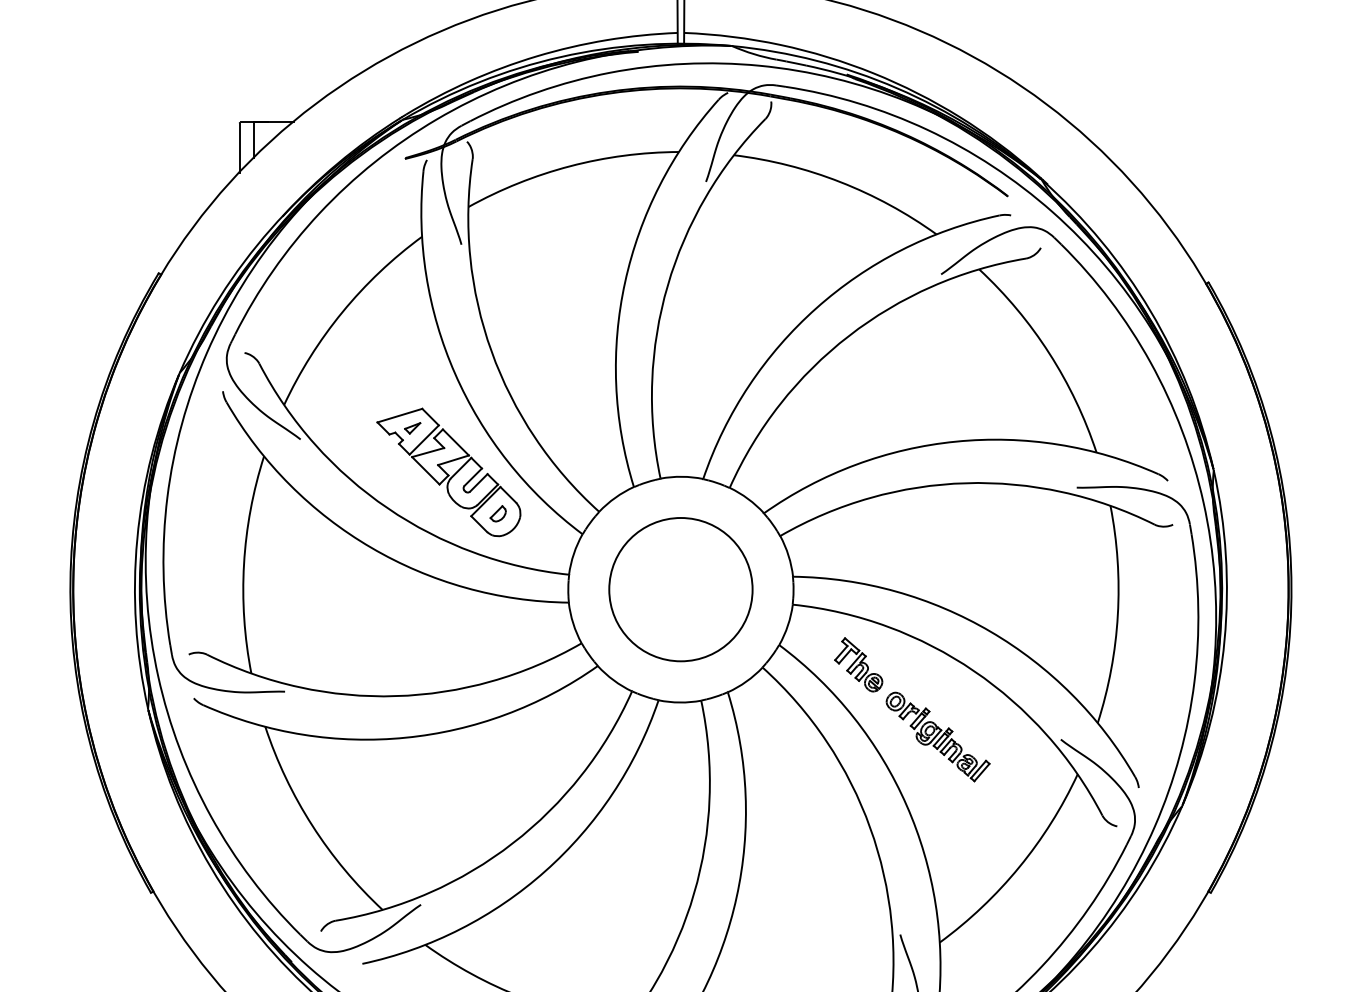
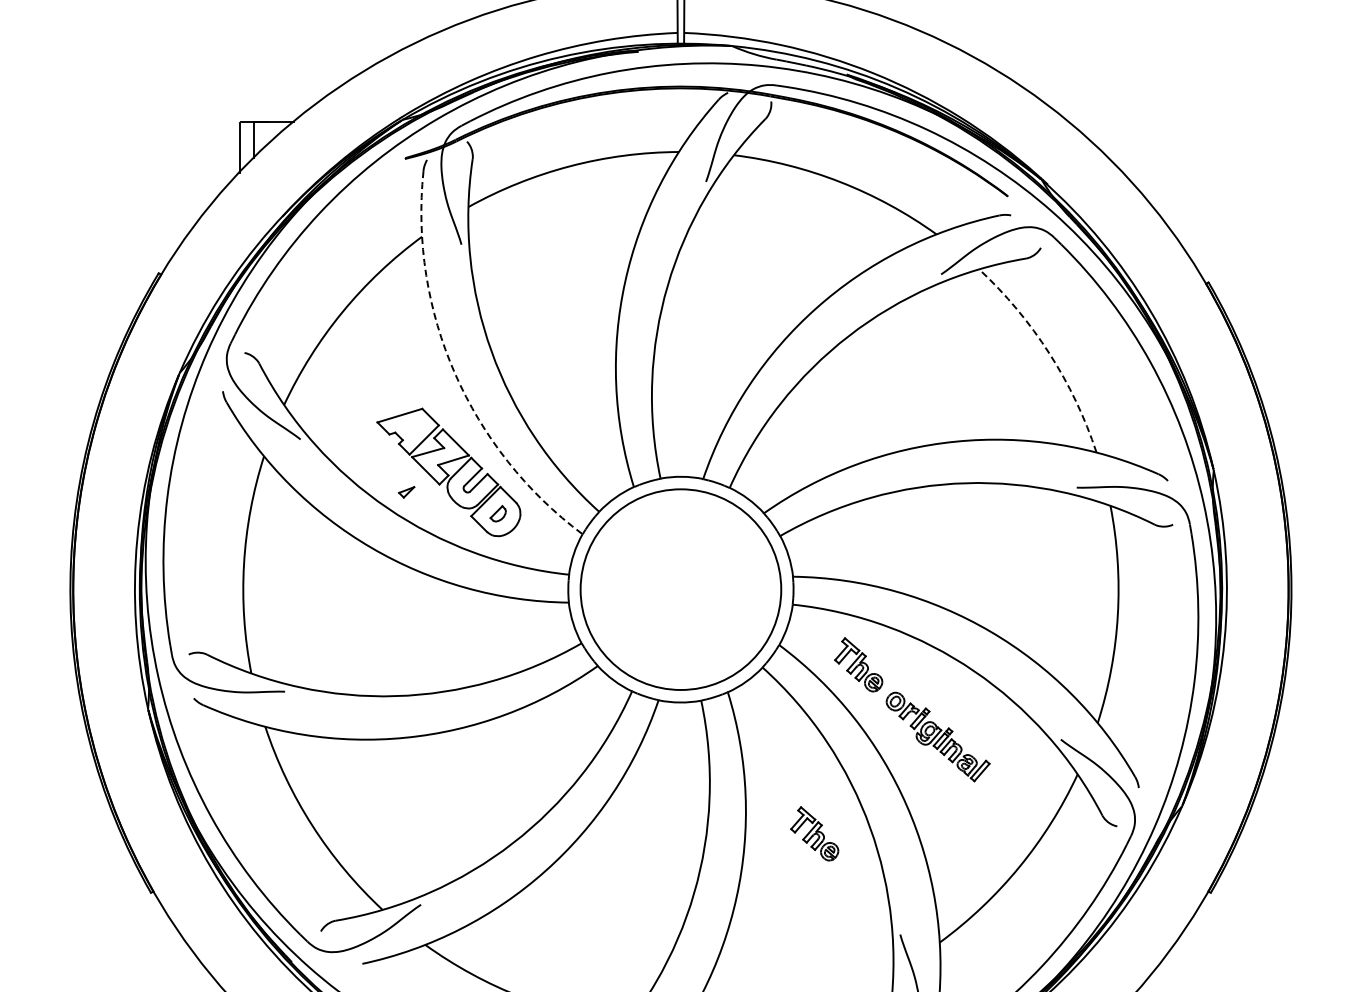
arc: solid -> dashed (1049, 353)
arc: solid -> dashed (455, 373)
part position: (412, 428) -> (406, 492) (406, 492)
circle diameter: 143 px -> 201 px (680, 589)
part: none -> present (814, 833)
